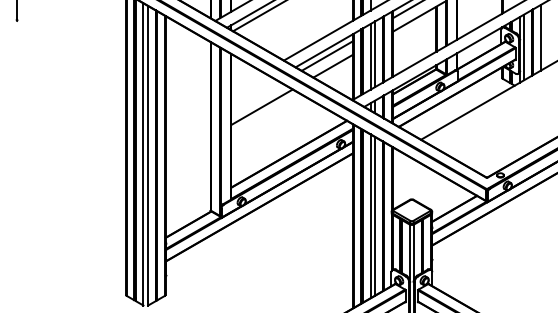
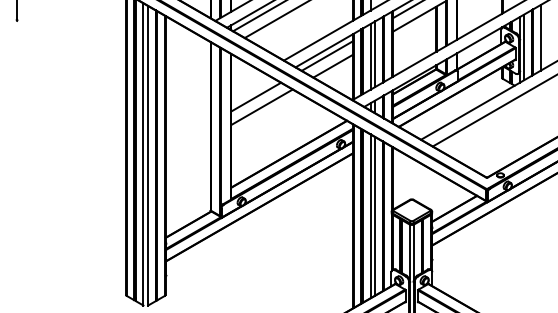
line: none -> present (275, 20)
line: none -> present (256, 96)
line: none -> present (493, 111)
